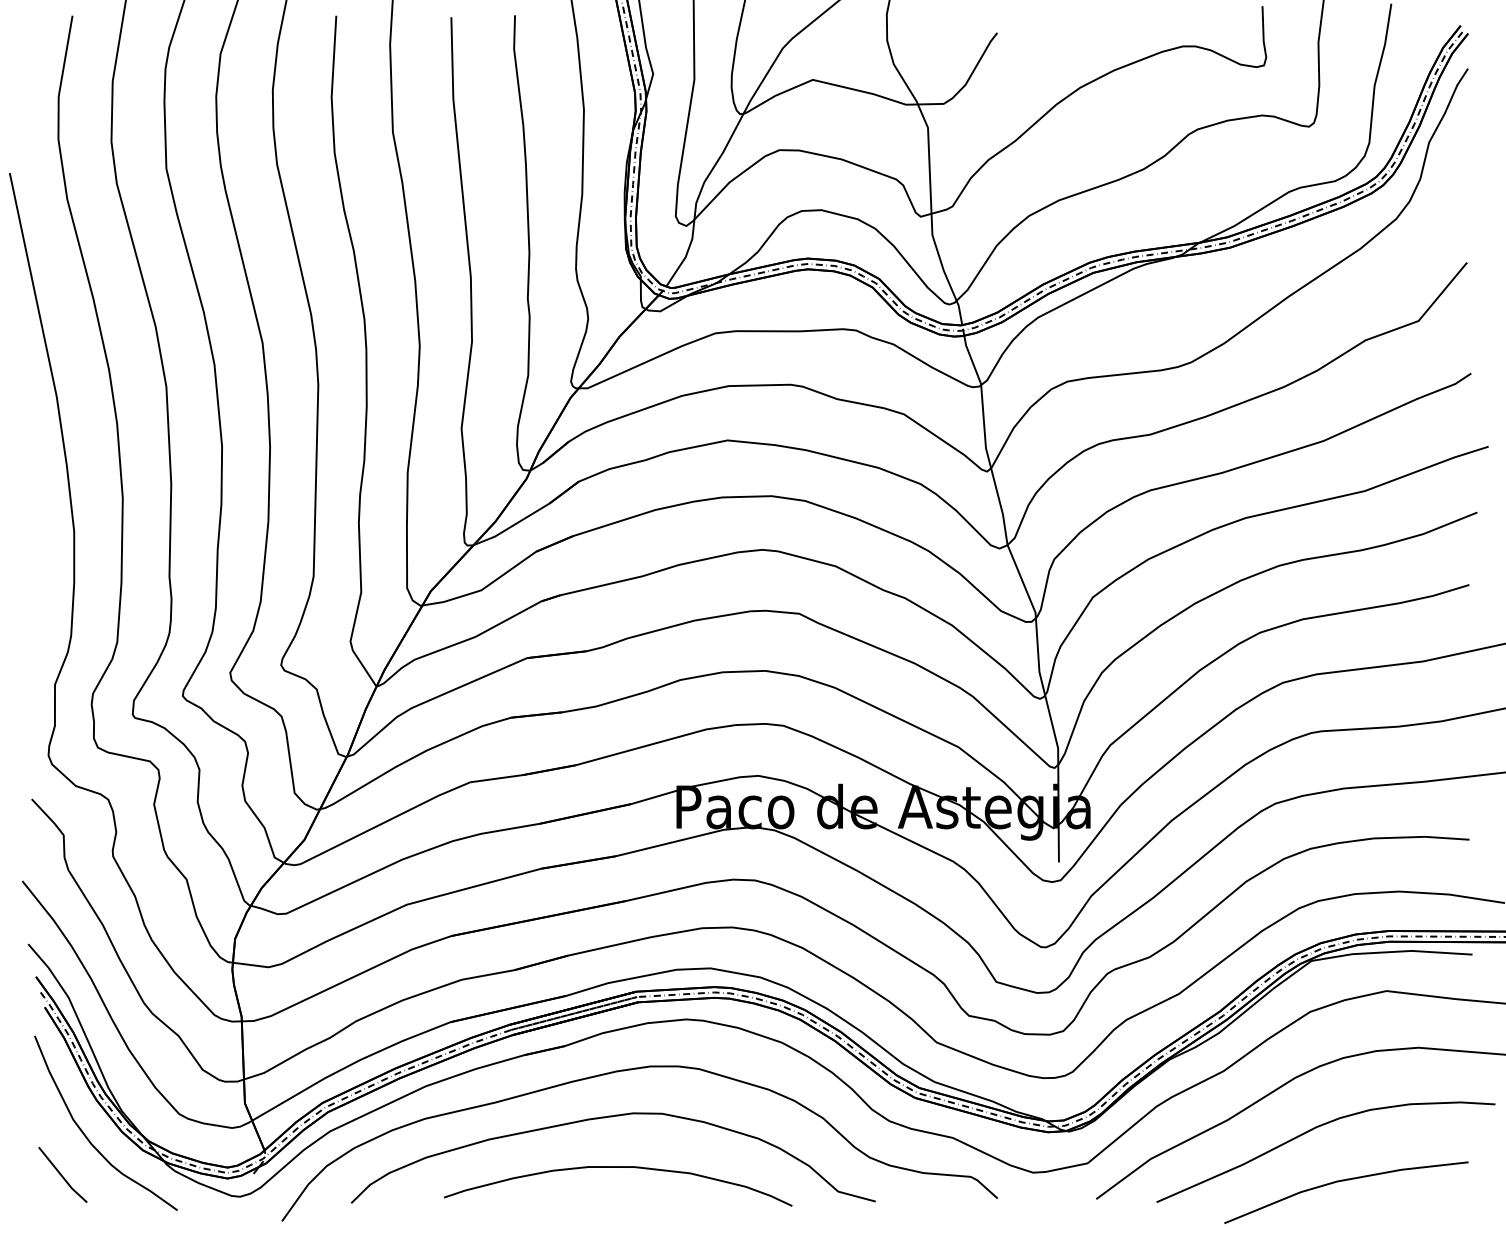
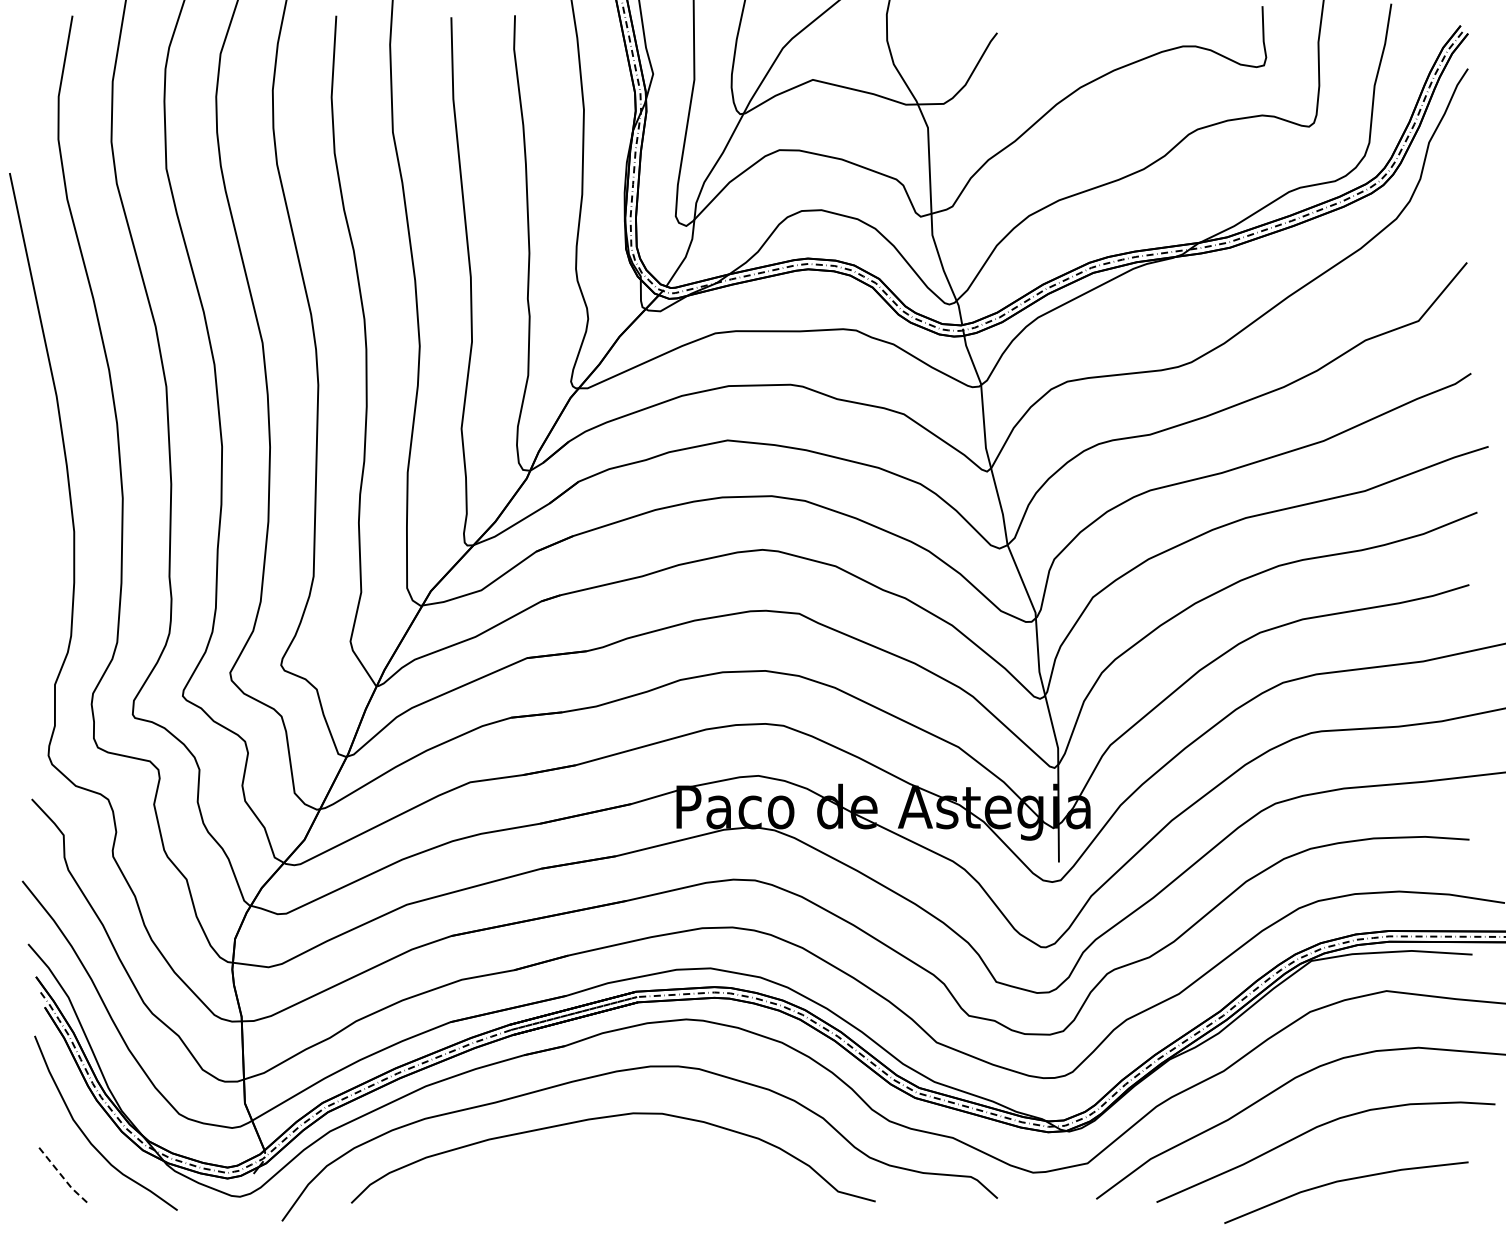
curve: present -> none (618, 1167)
line: solid -> dashed (61, 1175)
